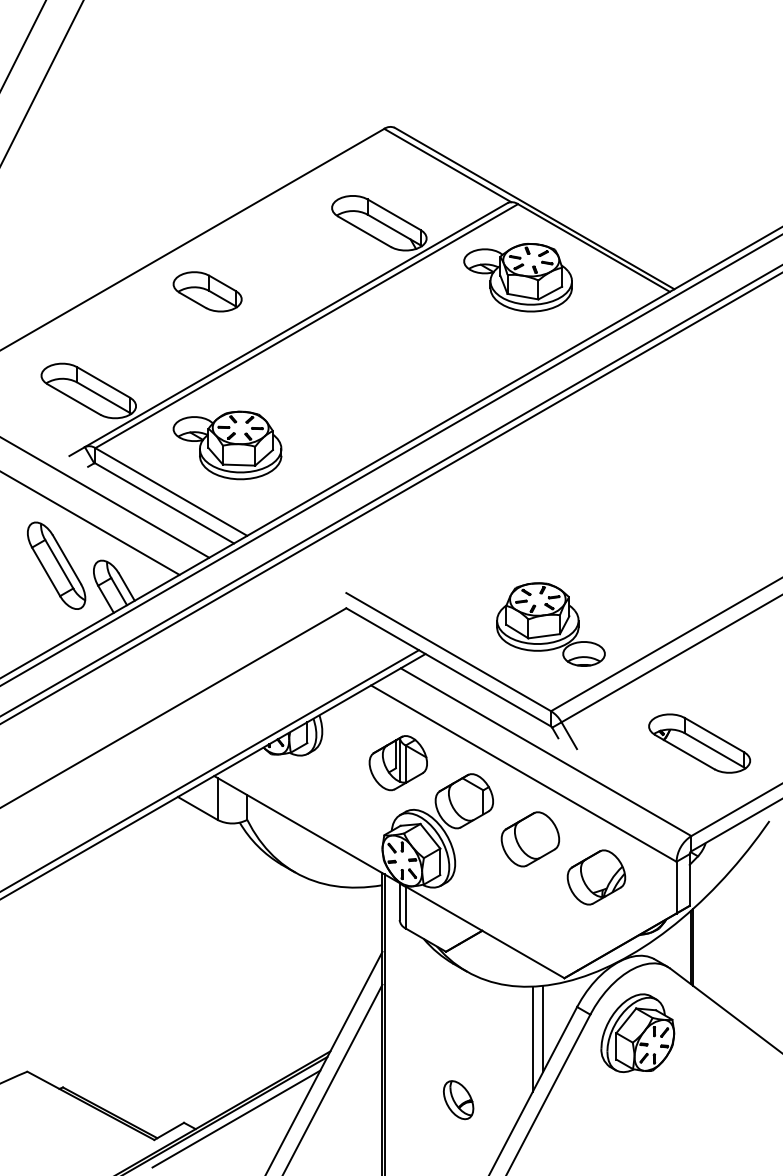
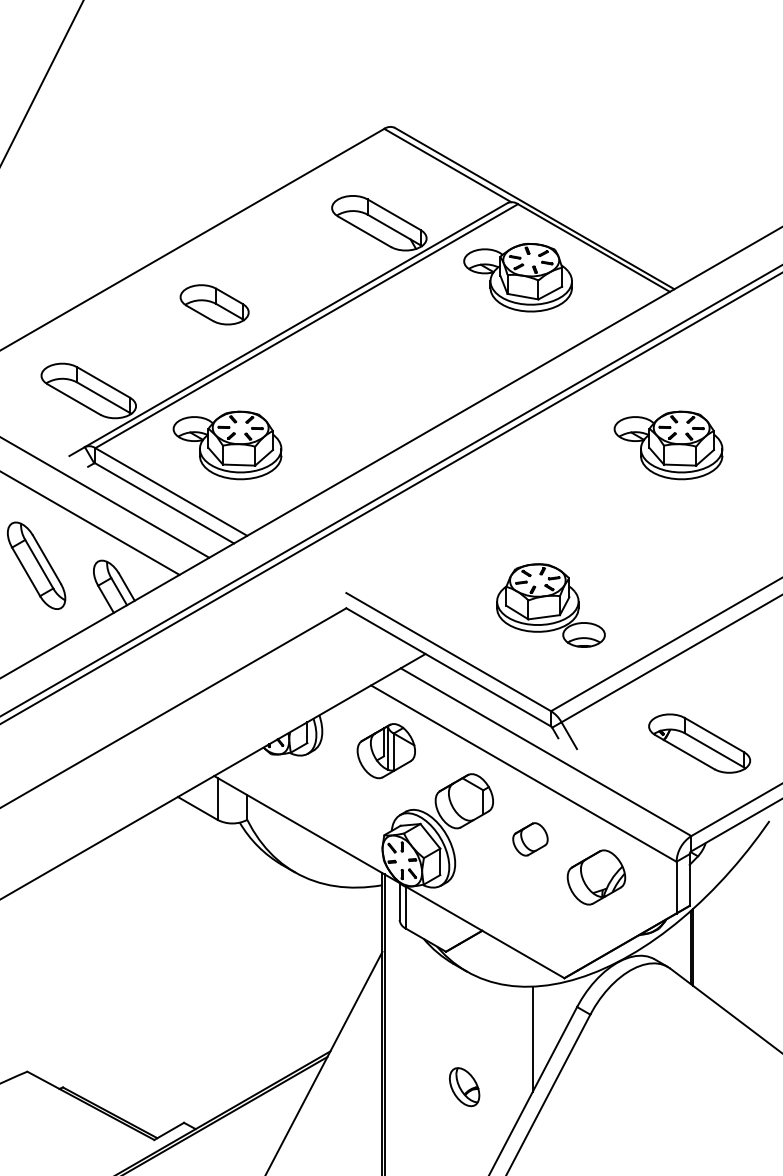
line: present -> none (23, 44)
part position: (207, 291) -> (214, 304) (214, 304)
part: none -> present (668, 445)
line: present -> none (390, 460)
part position: (56, 565) -> (36, 565) (36, 565)
part position: (550, 624) -> (550, 605) (550, 605)
part position: (397, 763) -> (385, 751) (385, 751)
line: present -> none (210, 770)
part size: 61x57 px -> 37x35 px (530, 839)
line: present -> none (543, 1028)
part: present -> none (637, 1032)
line: present -> none (333, 1078)
part position: (458, 1100) -> (464, 1087) (464, 1087)
line: present -> none (236, 1118)
